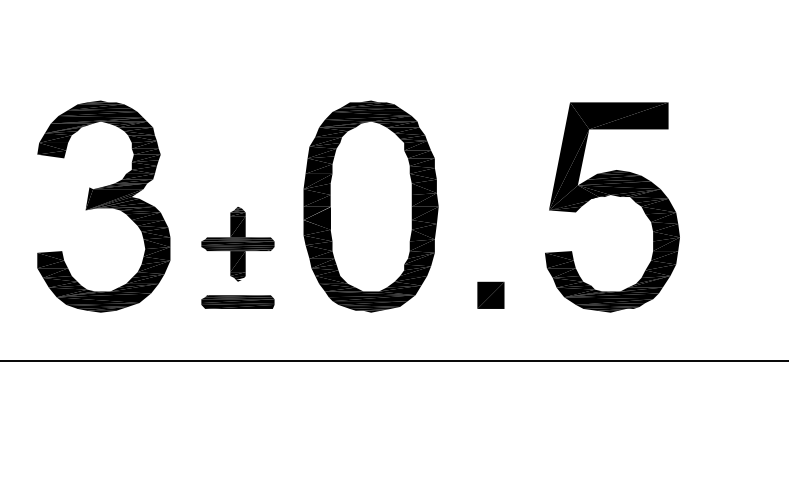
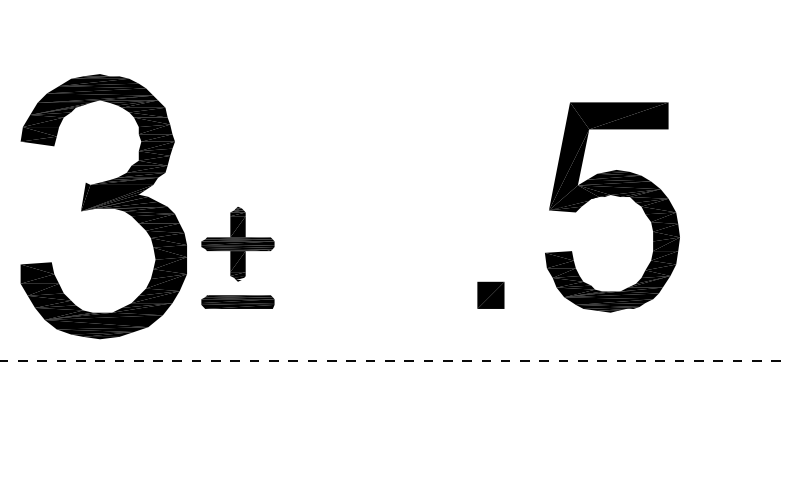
part size: 134x213 px -> 167x266 px (103, 206)
part: present -> none (370, 206)
line: solid -> dashed (395, 361)
